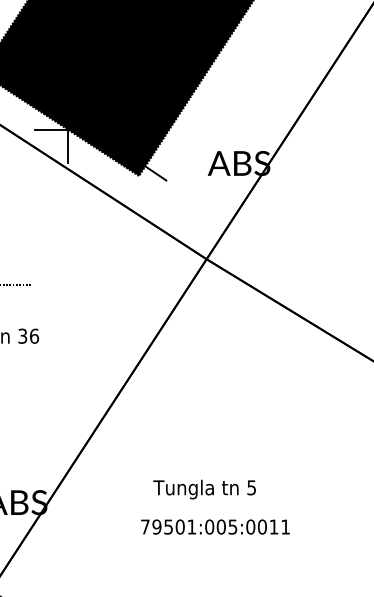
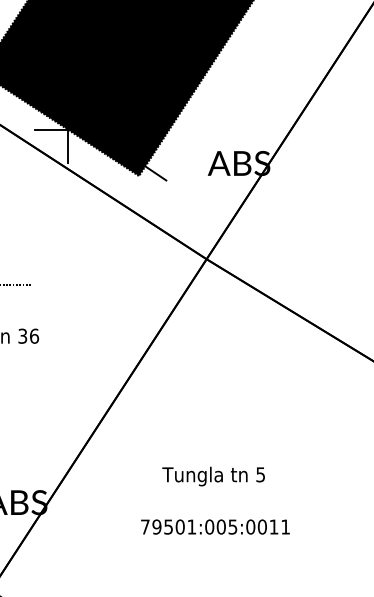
text position: (204, 489) -> (213, 476) (213, 476)
